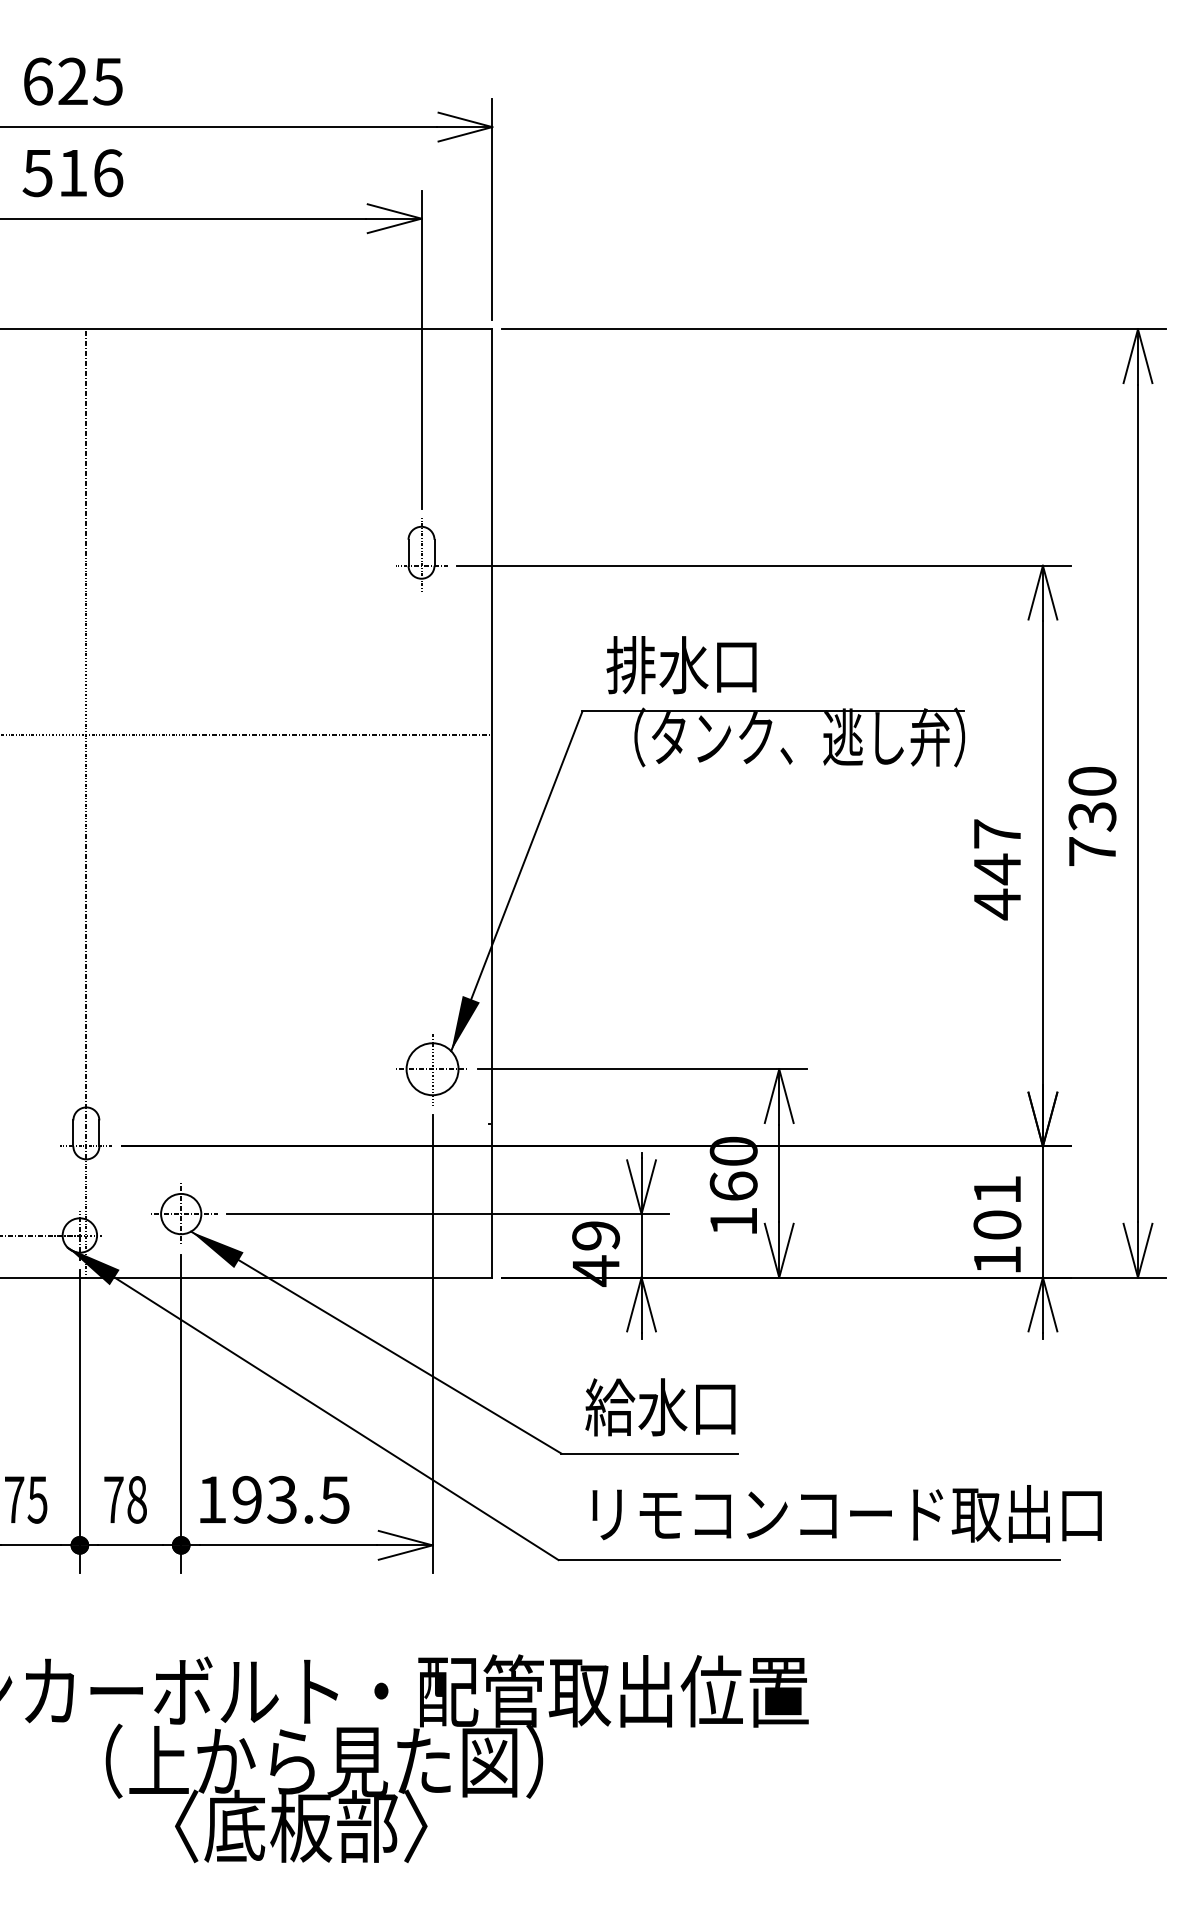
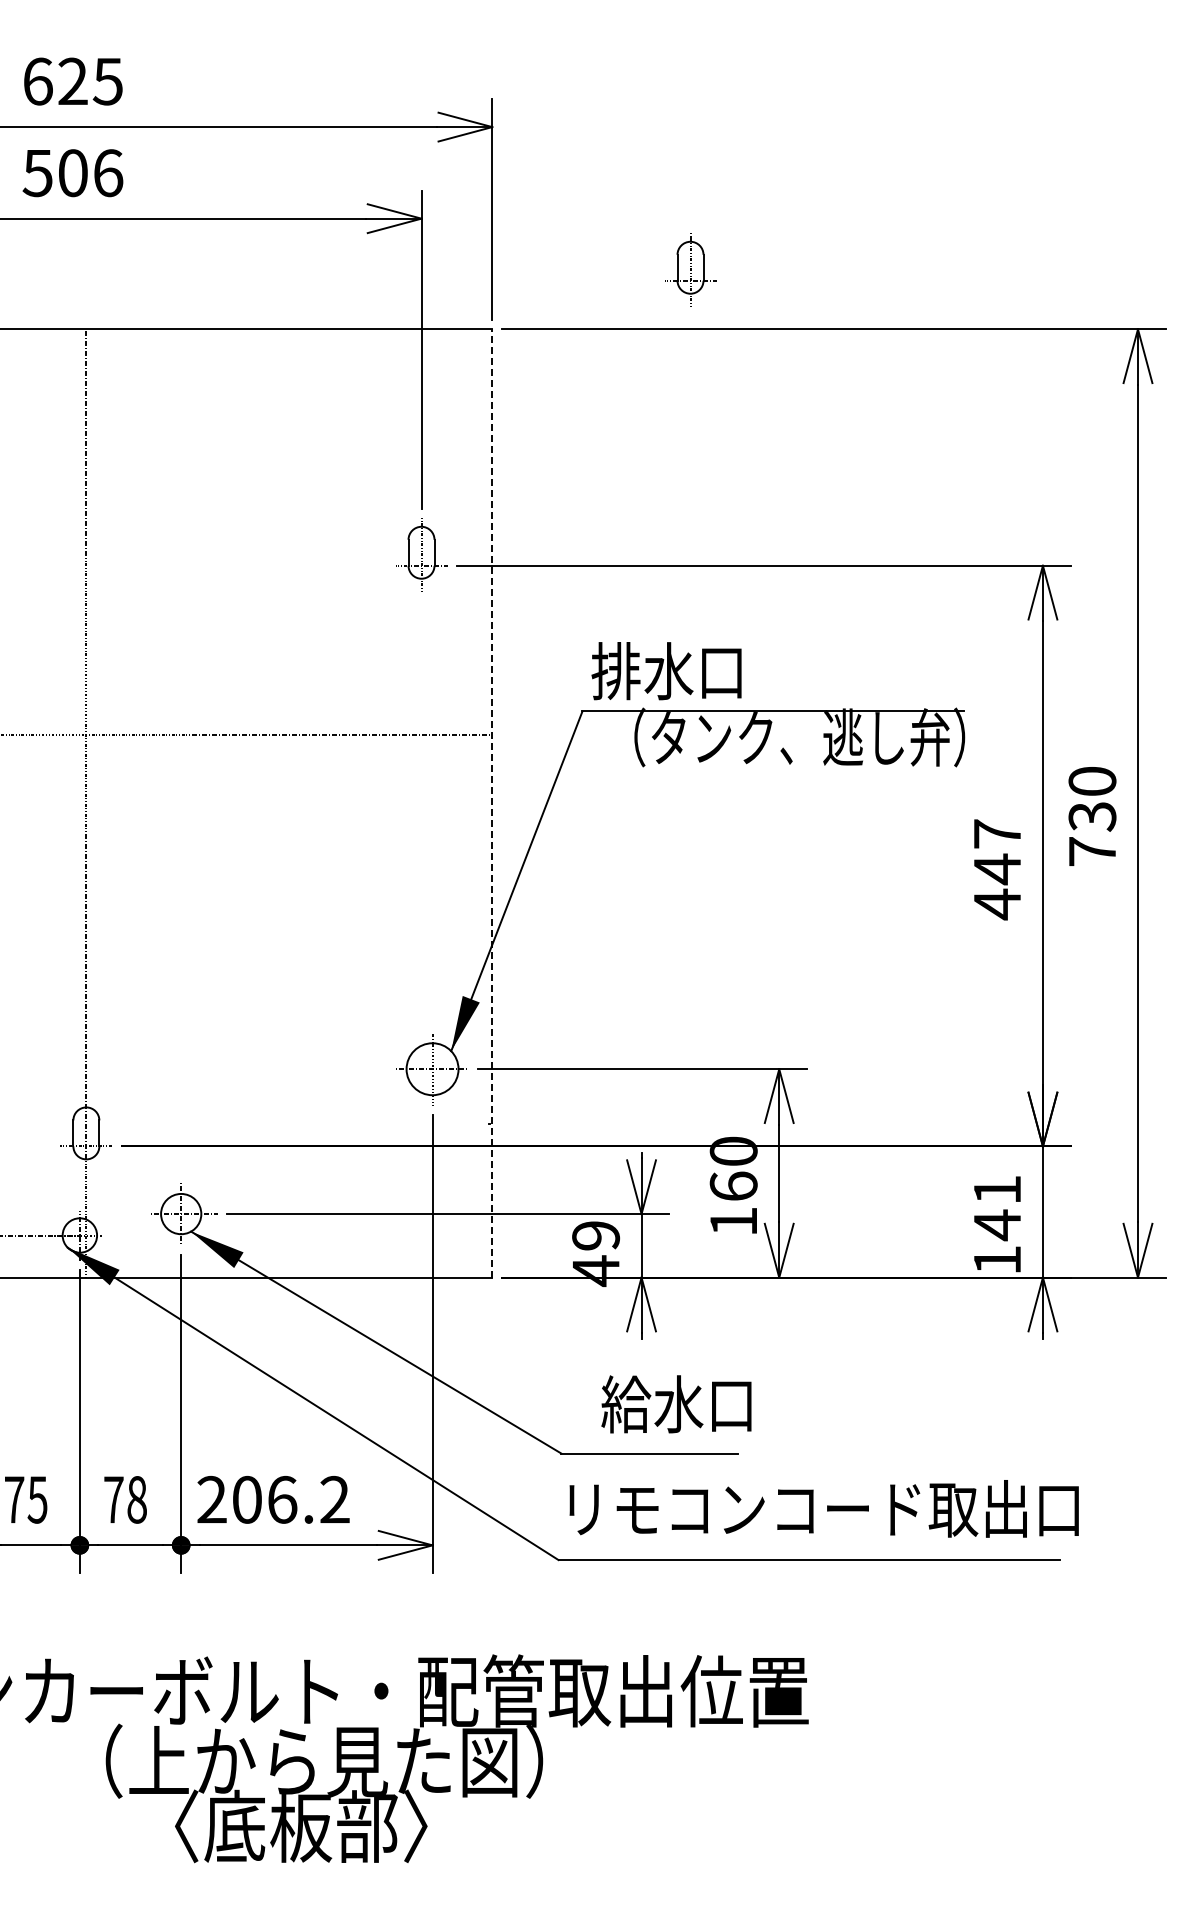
text: 516 -> 506 (73, 173)
part: none -> present (690, 269)
text position: (681, 665) -> (666, 671) (666, 671)
line: solid -> dashed (492, 802)
text: 101 -> 141 (997, 1225)
text position: (660, 1407) -> (676, 1404) (676, 1404)
text: 193.5 -> 206.2 (273, 1499)
text position: (846, 1513) -> (823, 1508) (823, 1508)
